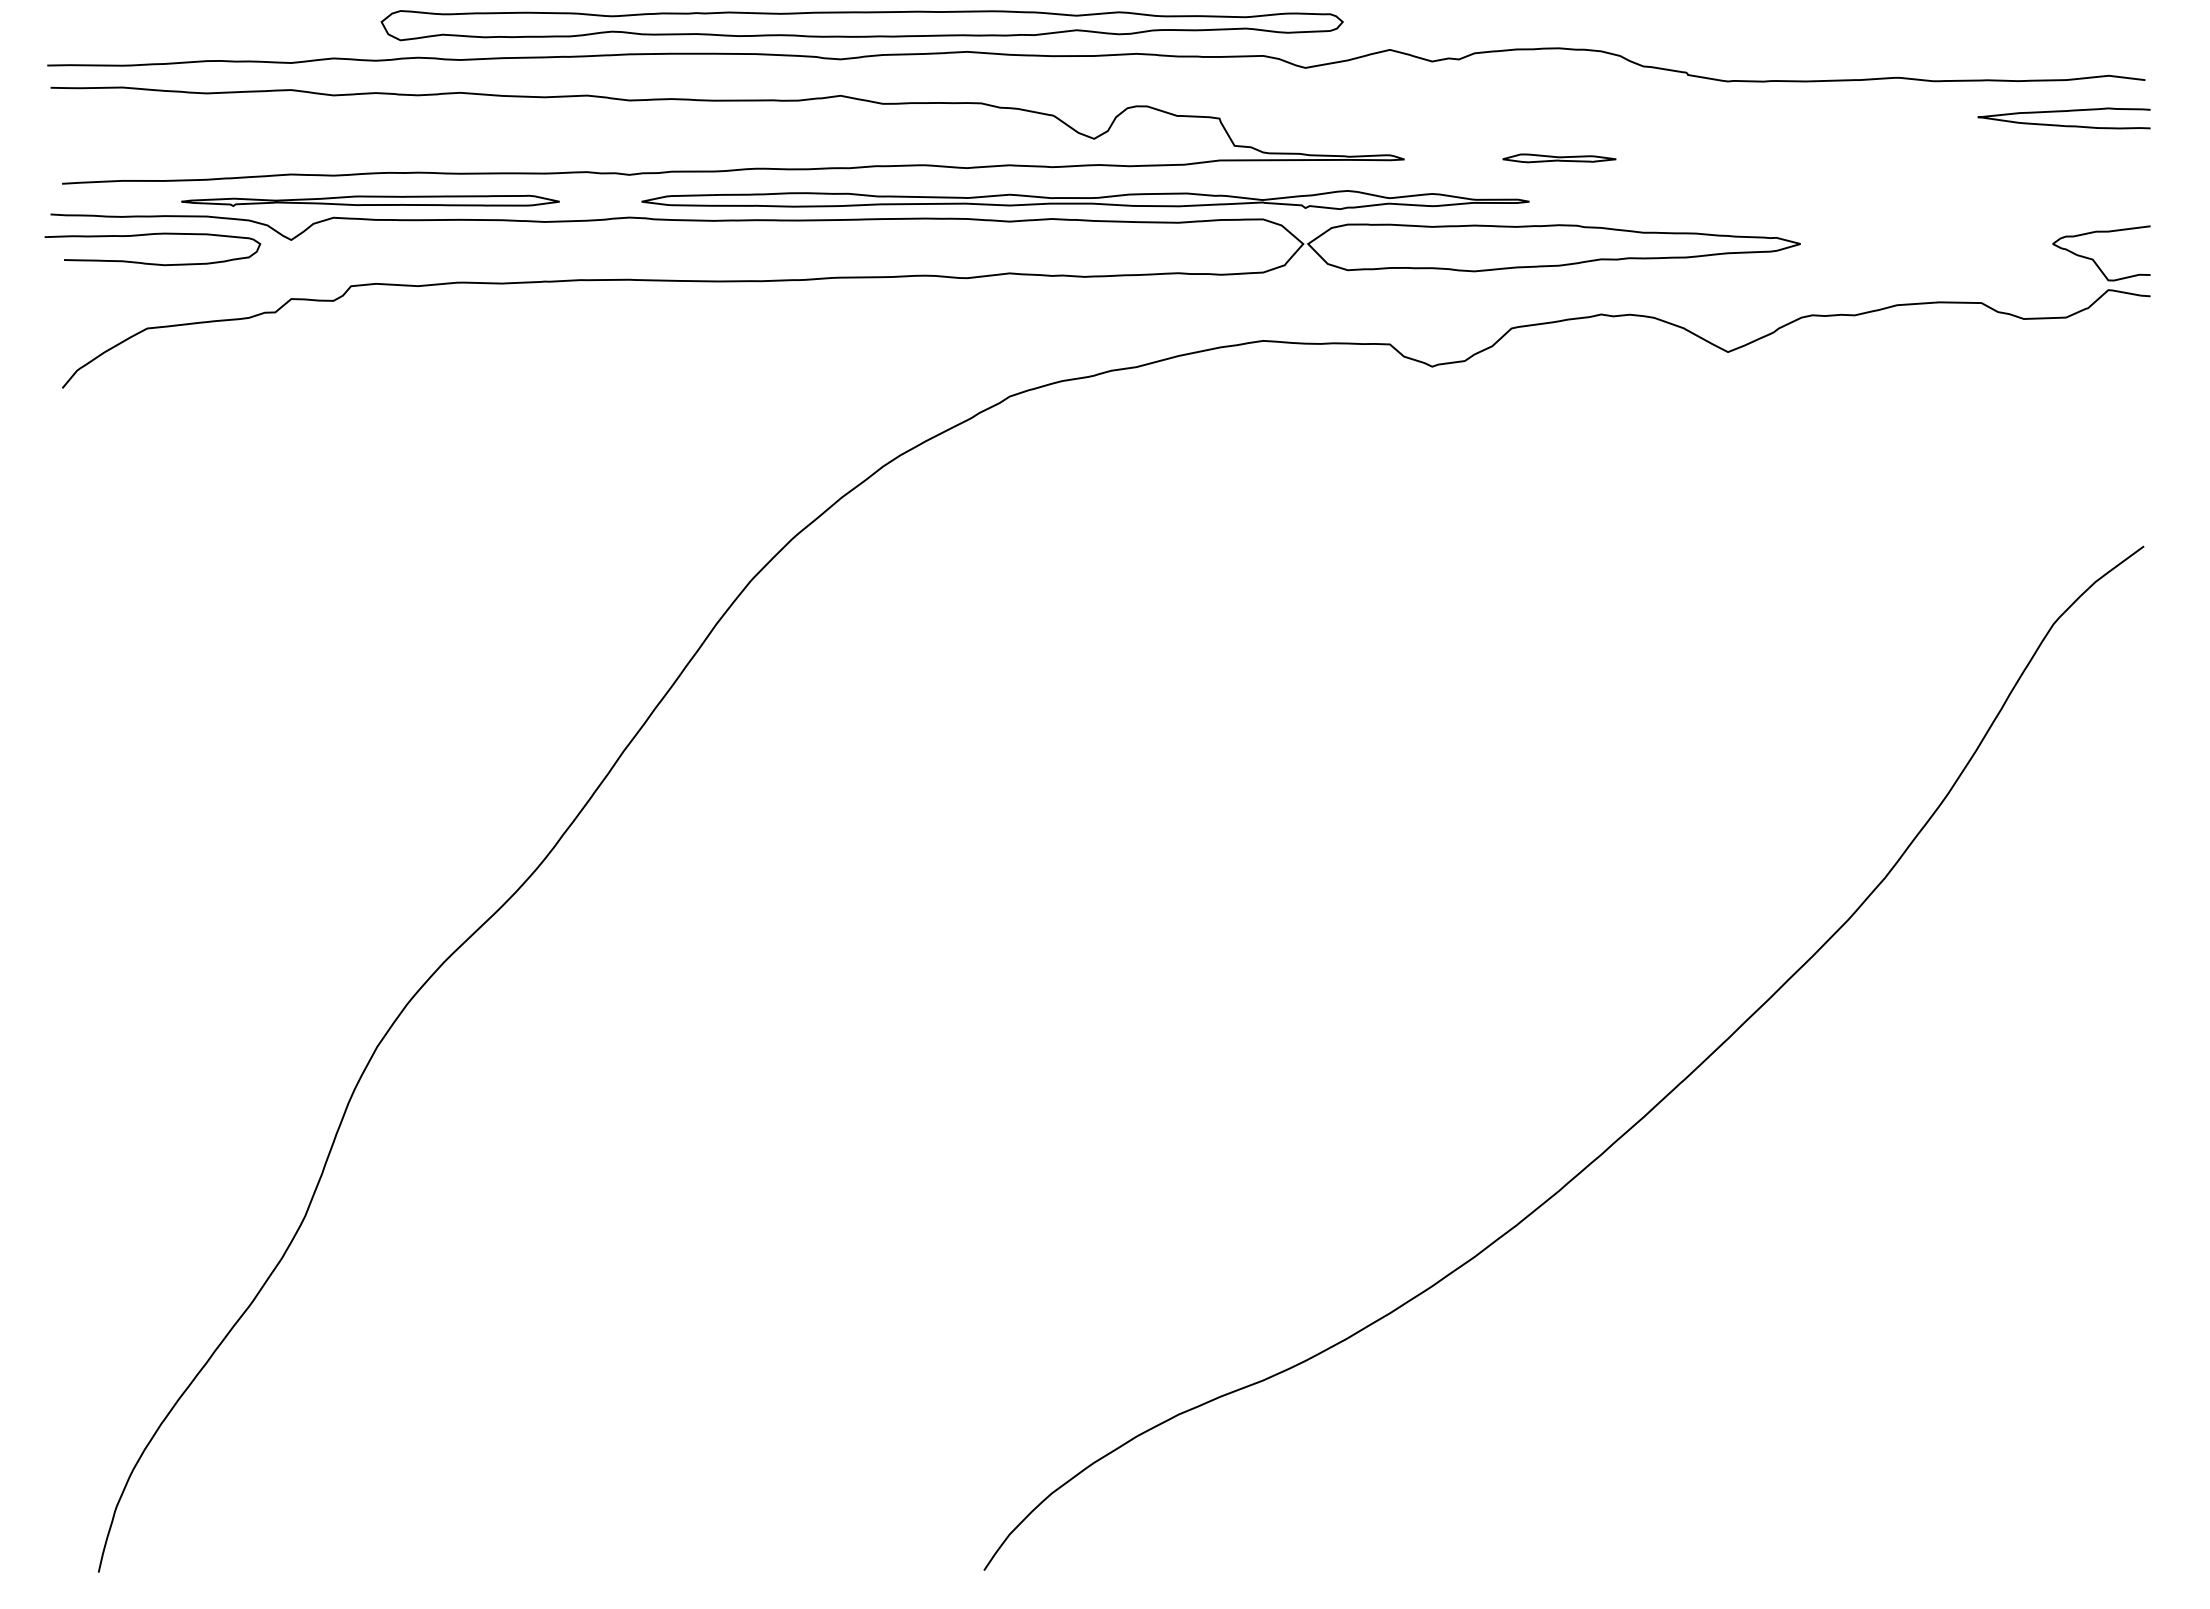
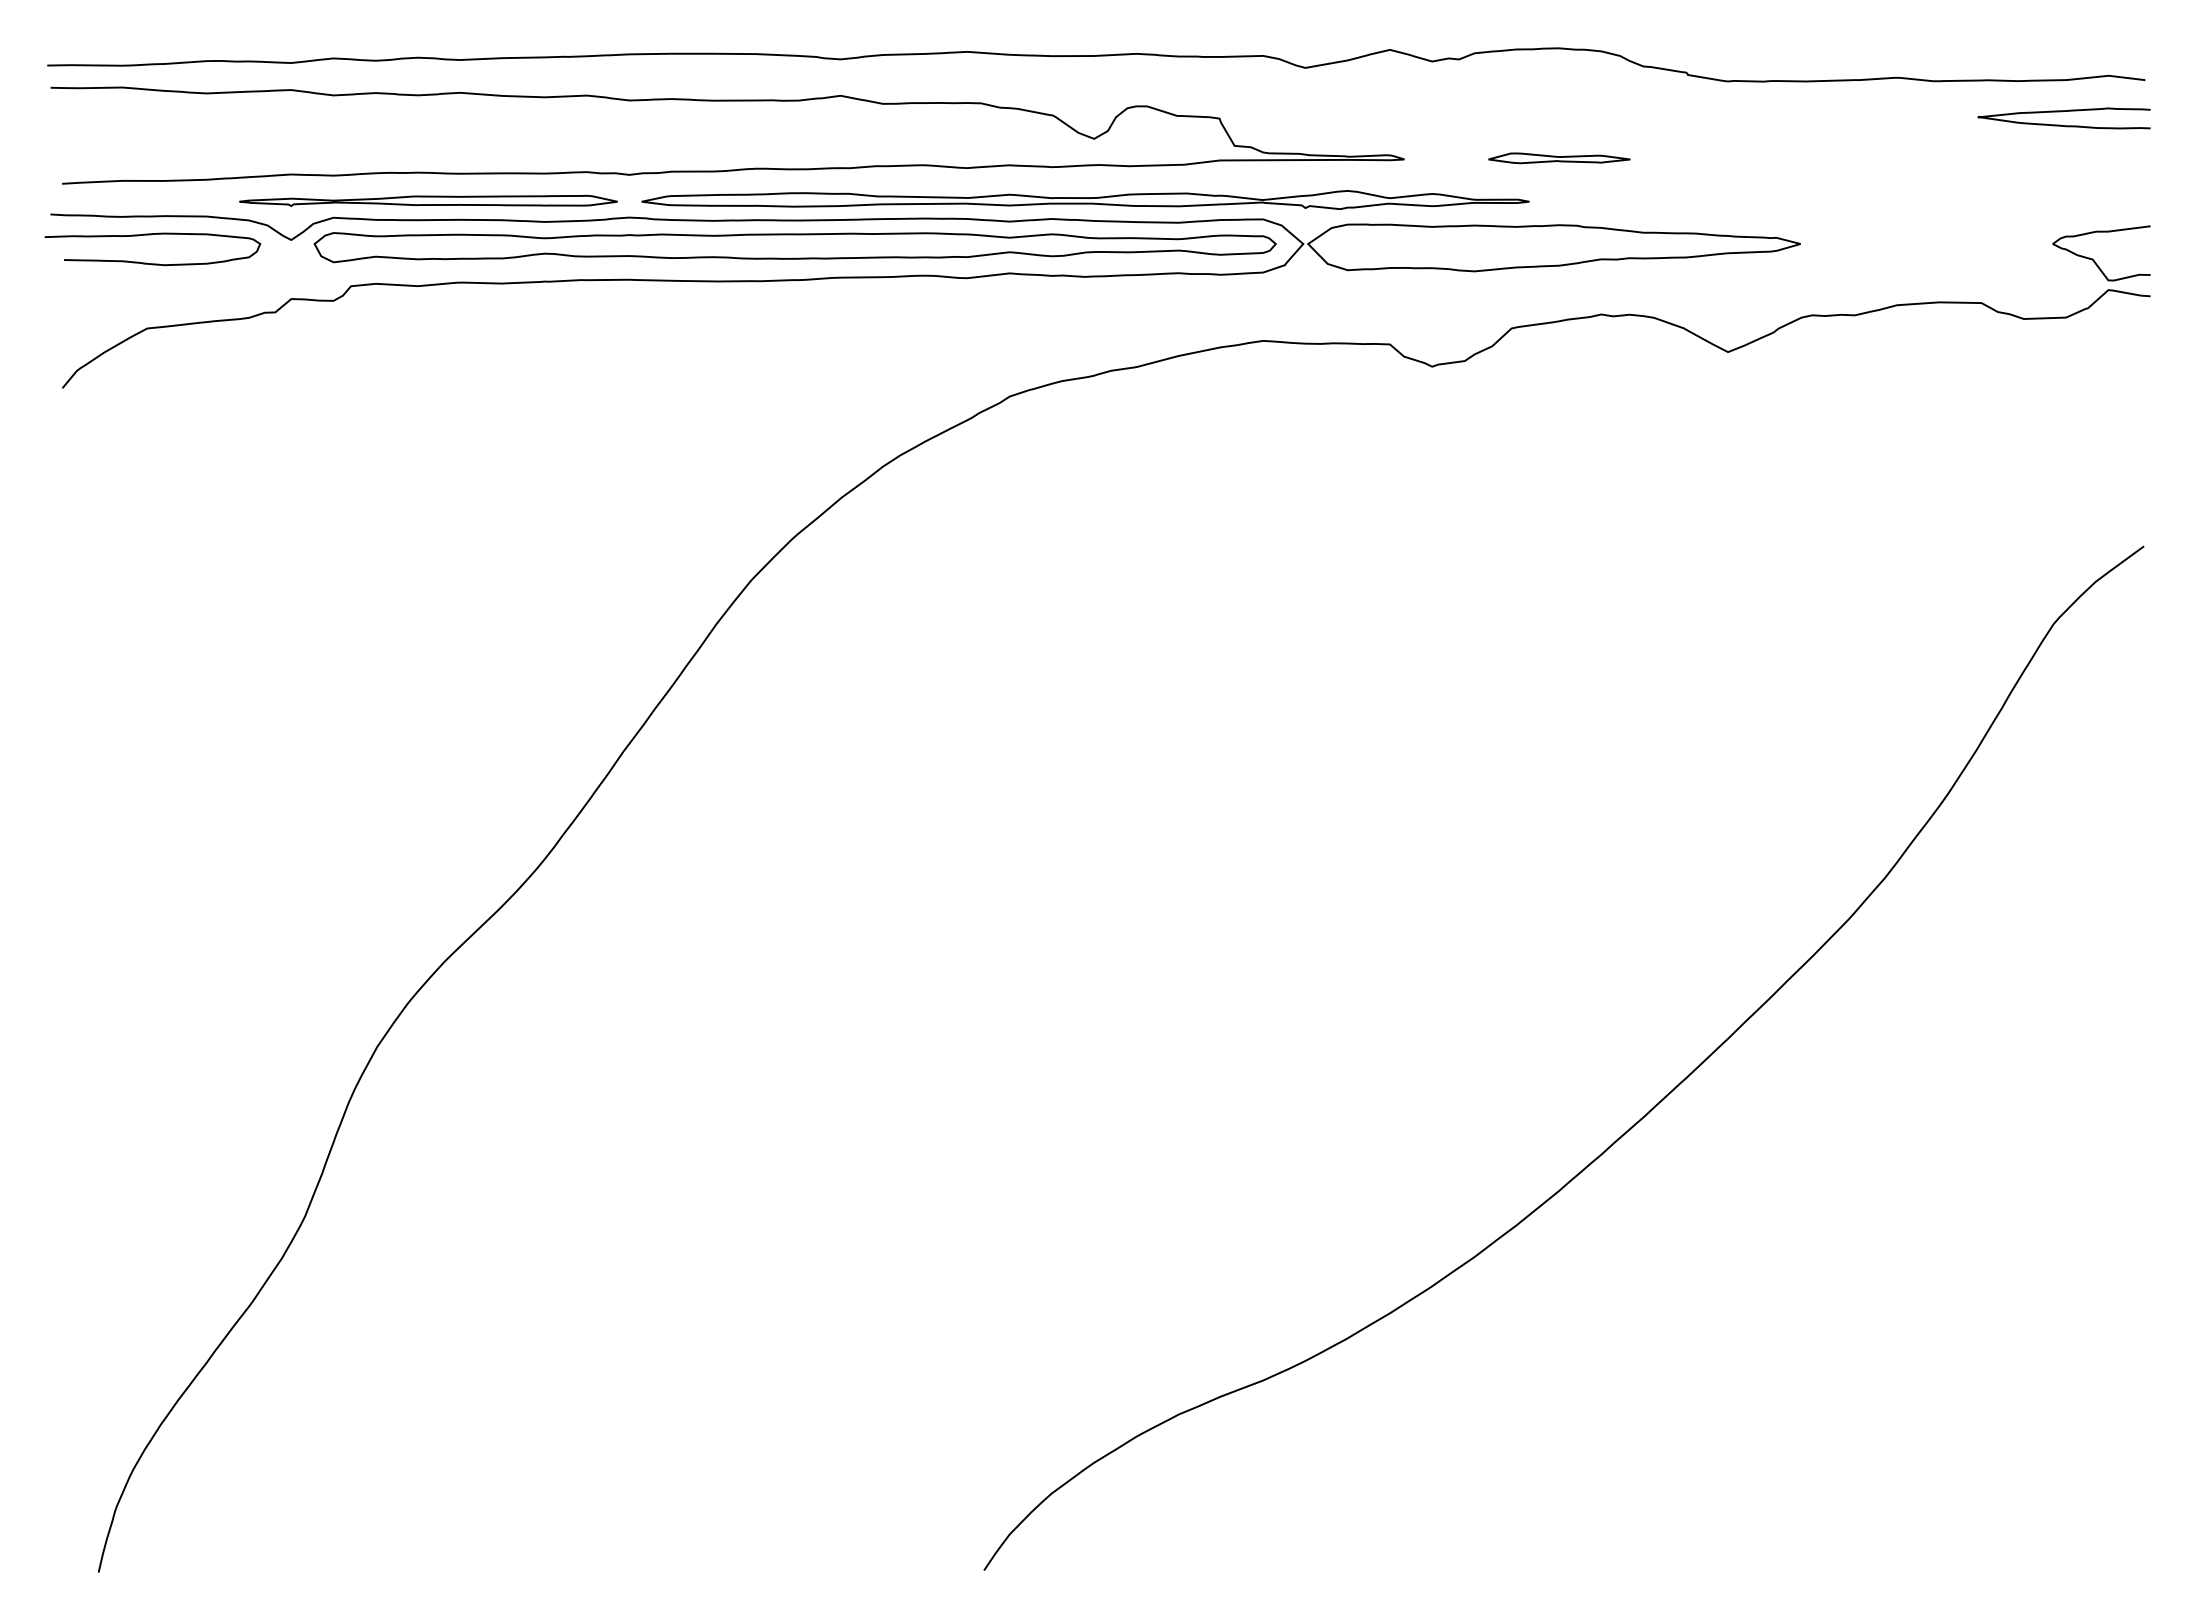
part position: (861, 25) -> (794, 247) (794, 247)
part size: 115x11 px -> 143x13 px (1559, 158)
part position: (370, 200) -> (428, 200) (428, 200)
